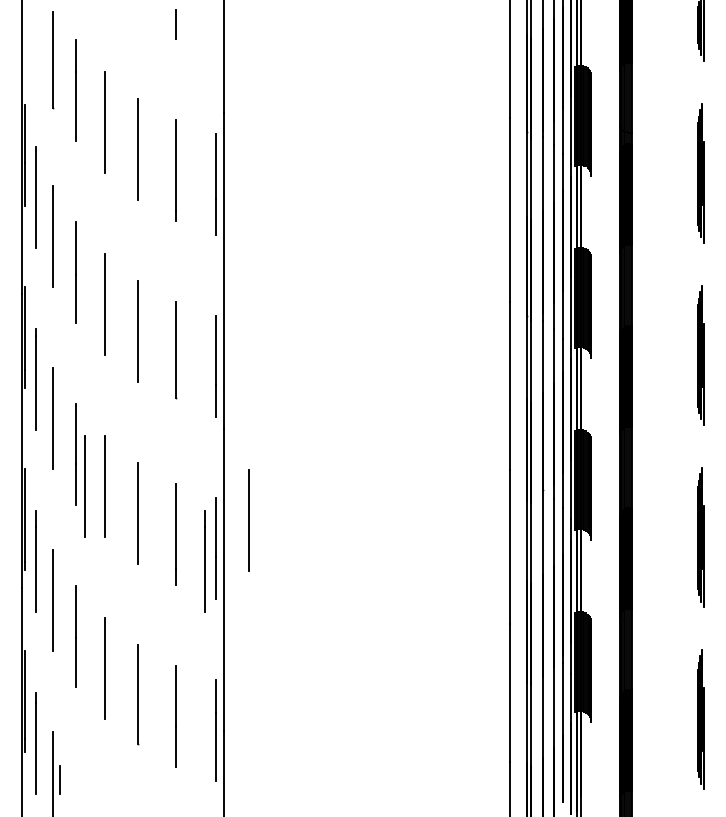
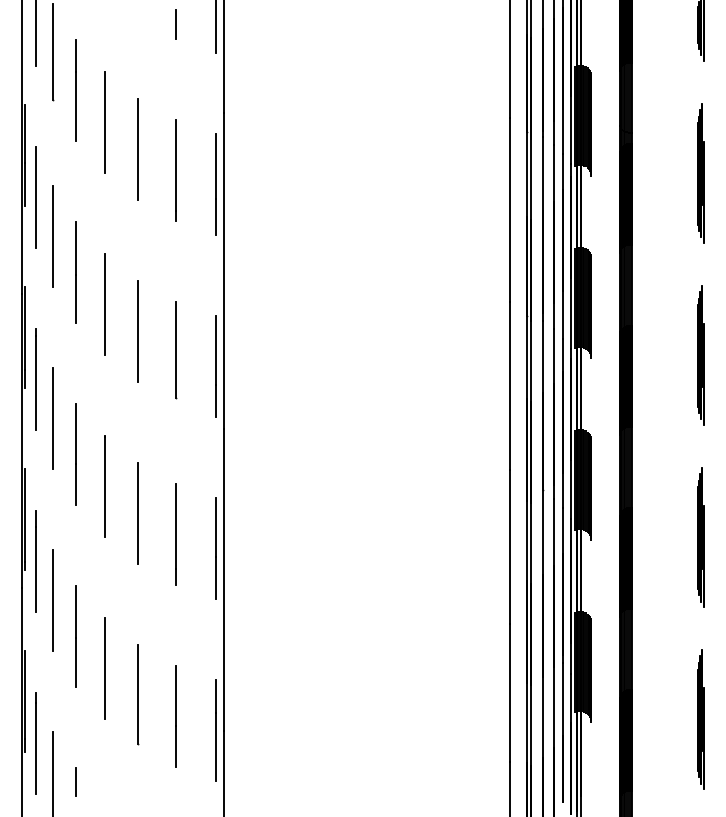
line: none -> present (216, 27)
line: none -> present (35, 33)
line position: (53, 60) -> (53, 52) (53, 52)
line: present -> none (84, 486)
line: present -> none (248, 520)
line: present -> none (204, 561)
line position: (59, 779) -> (75, 781) (75, 781)
